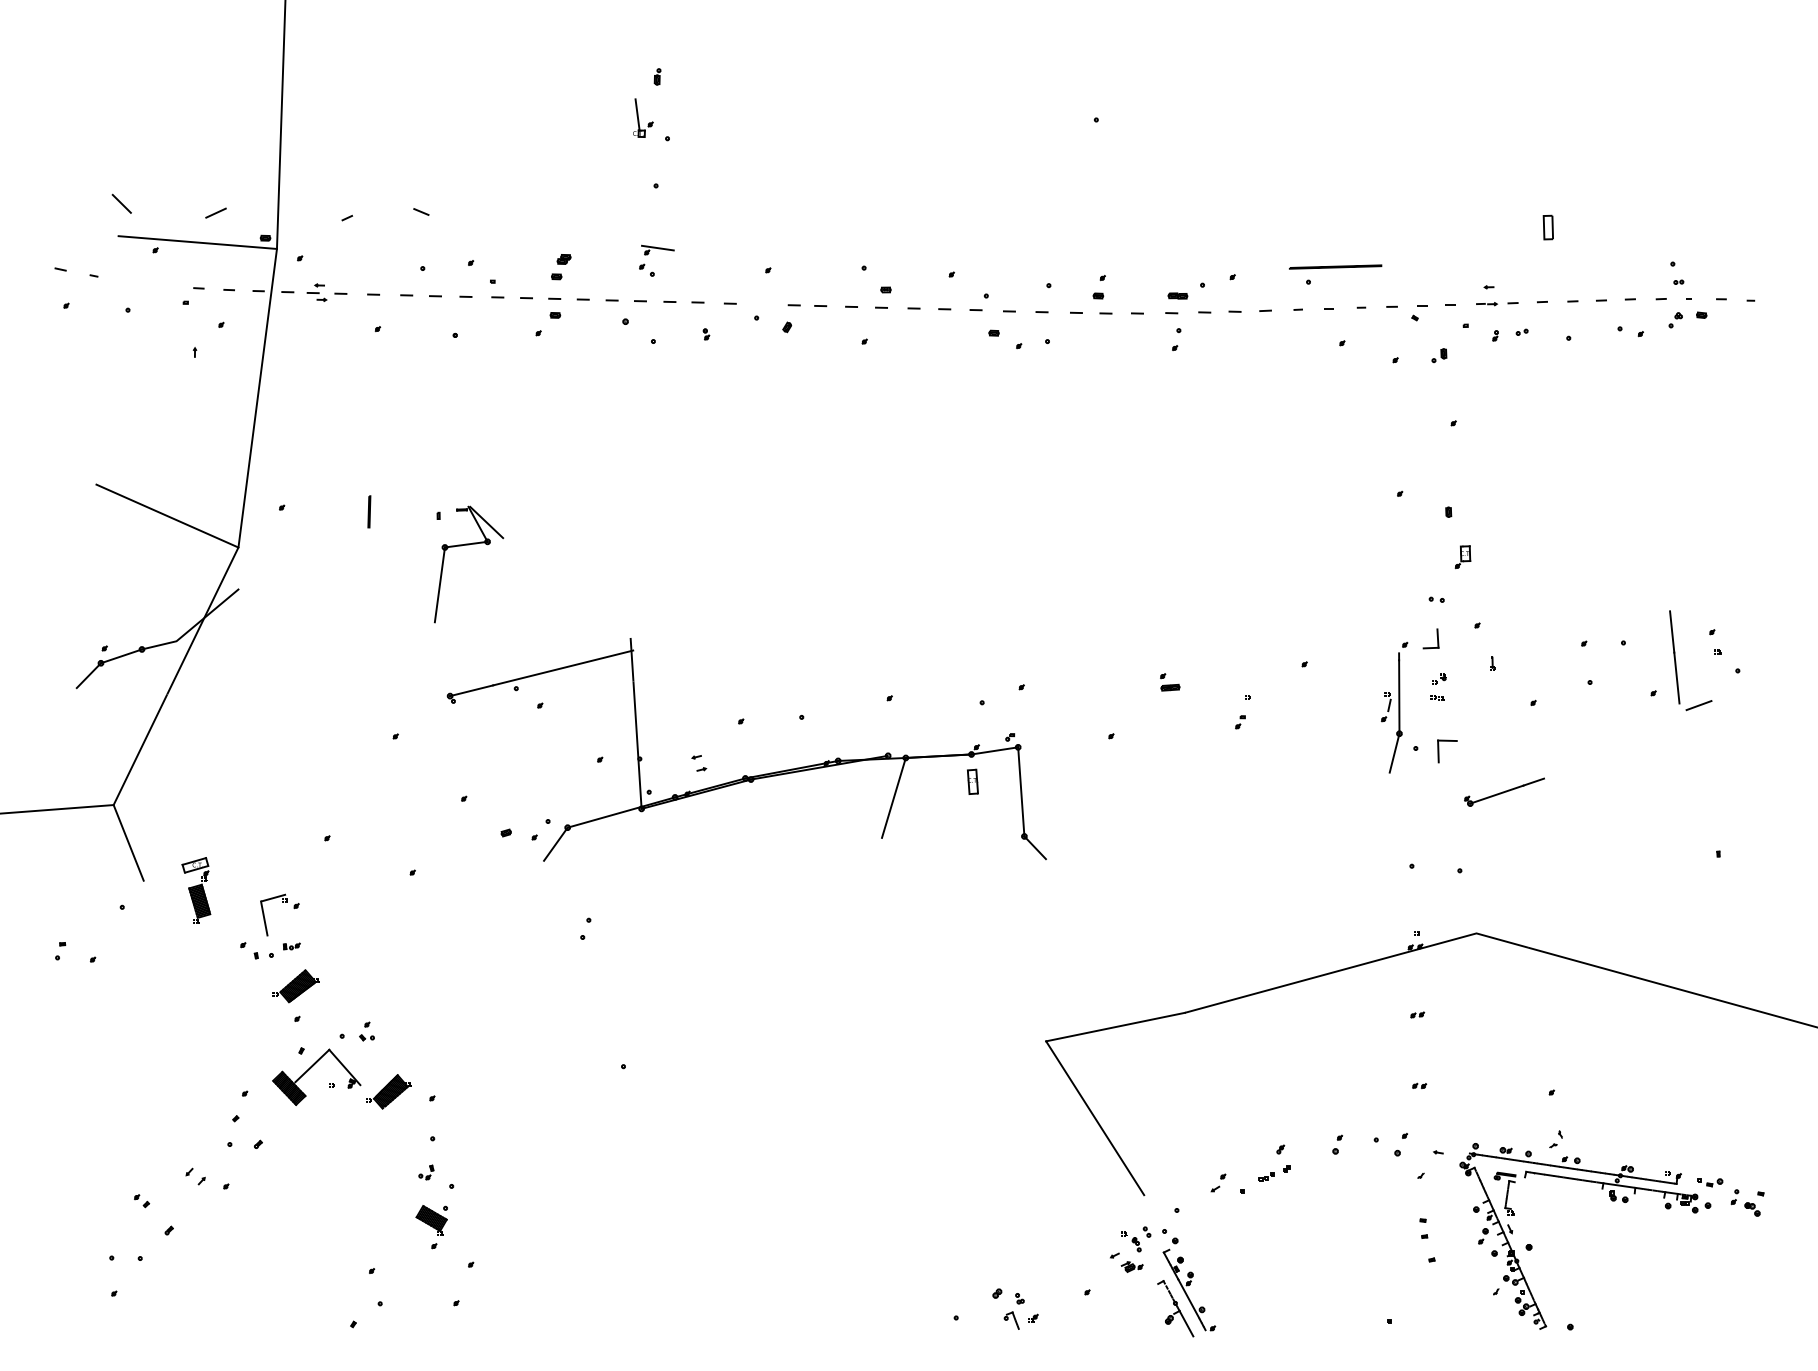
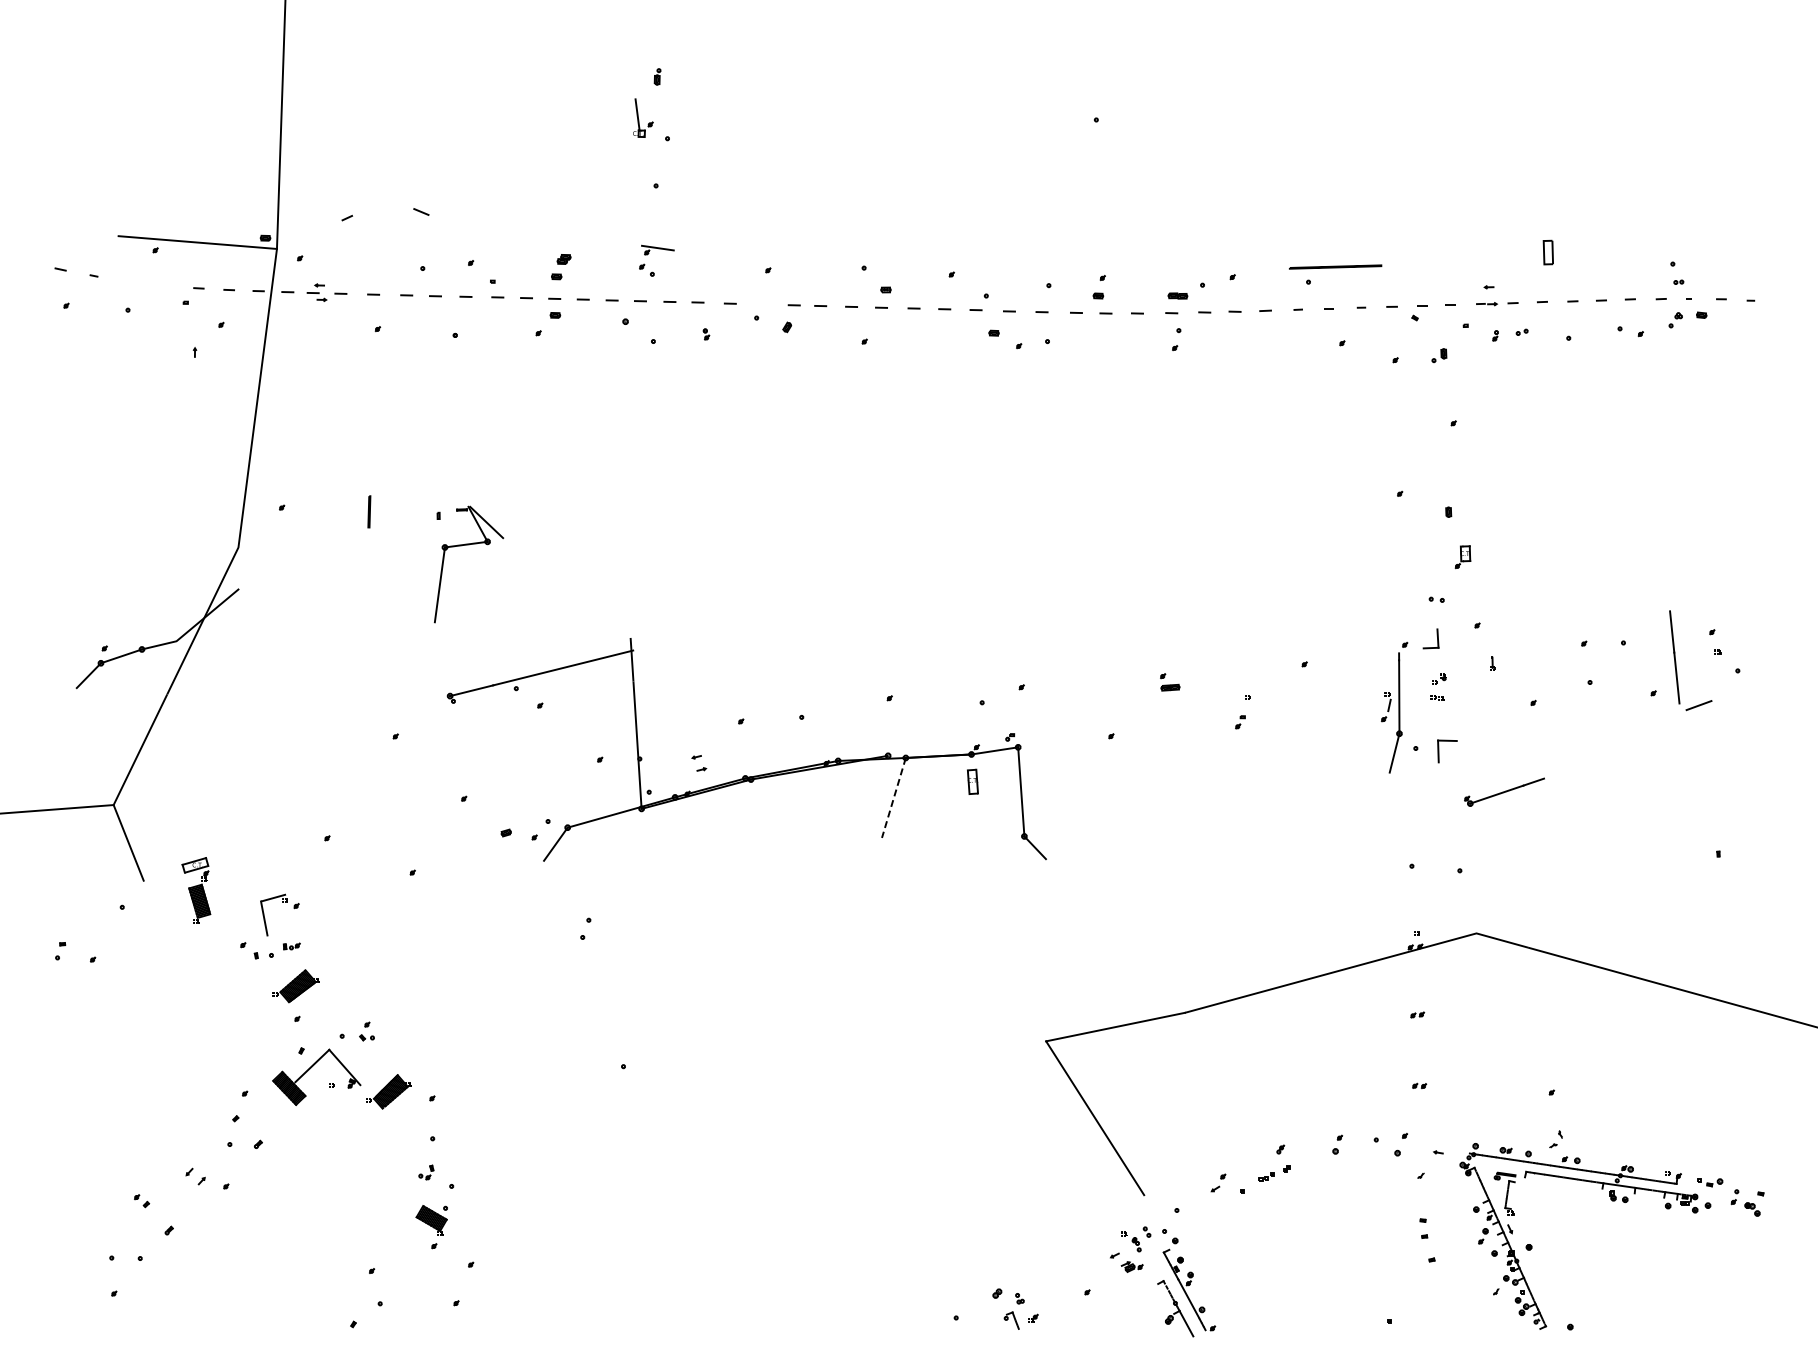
line: present -> none (121, 203)
line: present -> none (215, 212)
part position: (1547, 227) -> (1547, 252) (1547, 252)
line: present -> none (167, 515)
line: solid -> dashed (893, 797)
